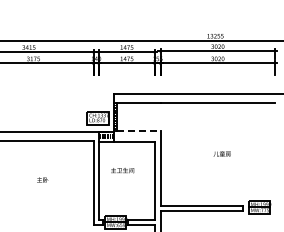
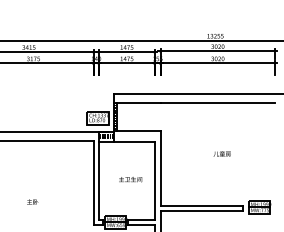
line: dashed -> solid (138, 130)
text position: (122, 170) -> (130, 179) (130, 179)
text position: (42, 179) -> (32, 201) (32, 201)
